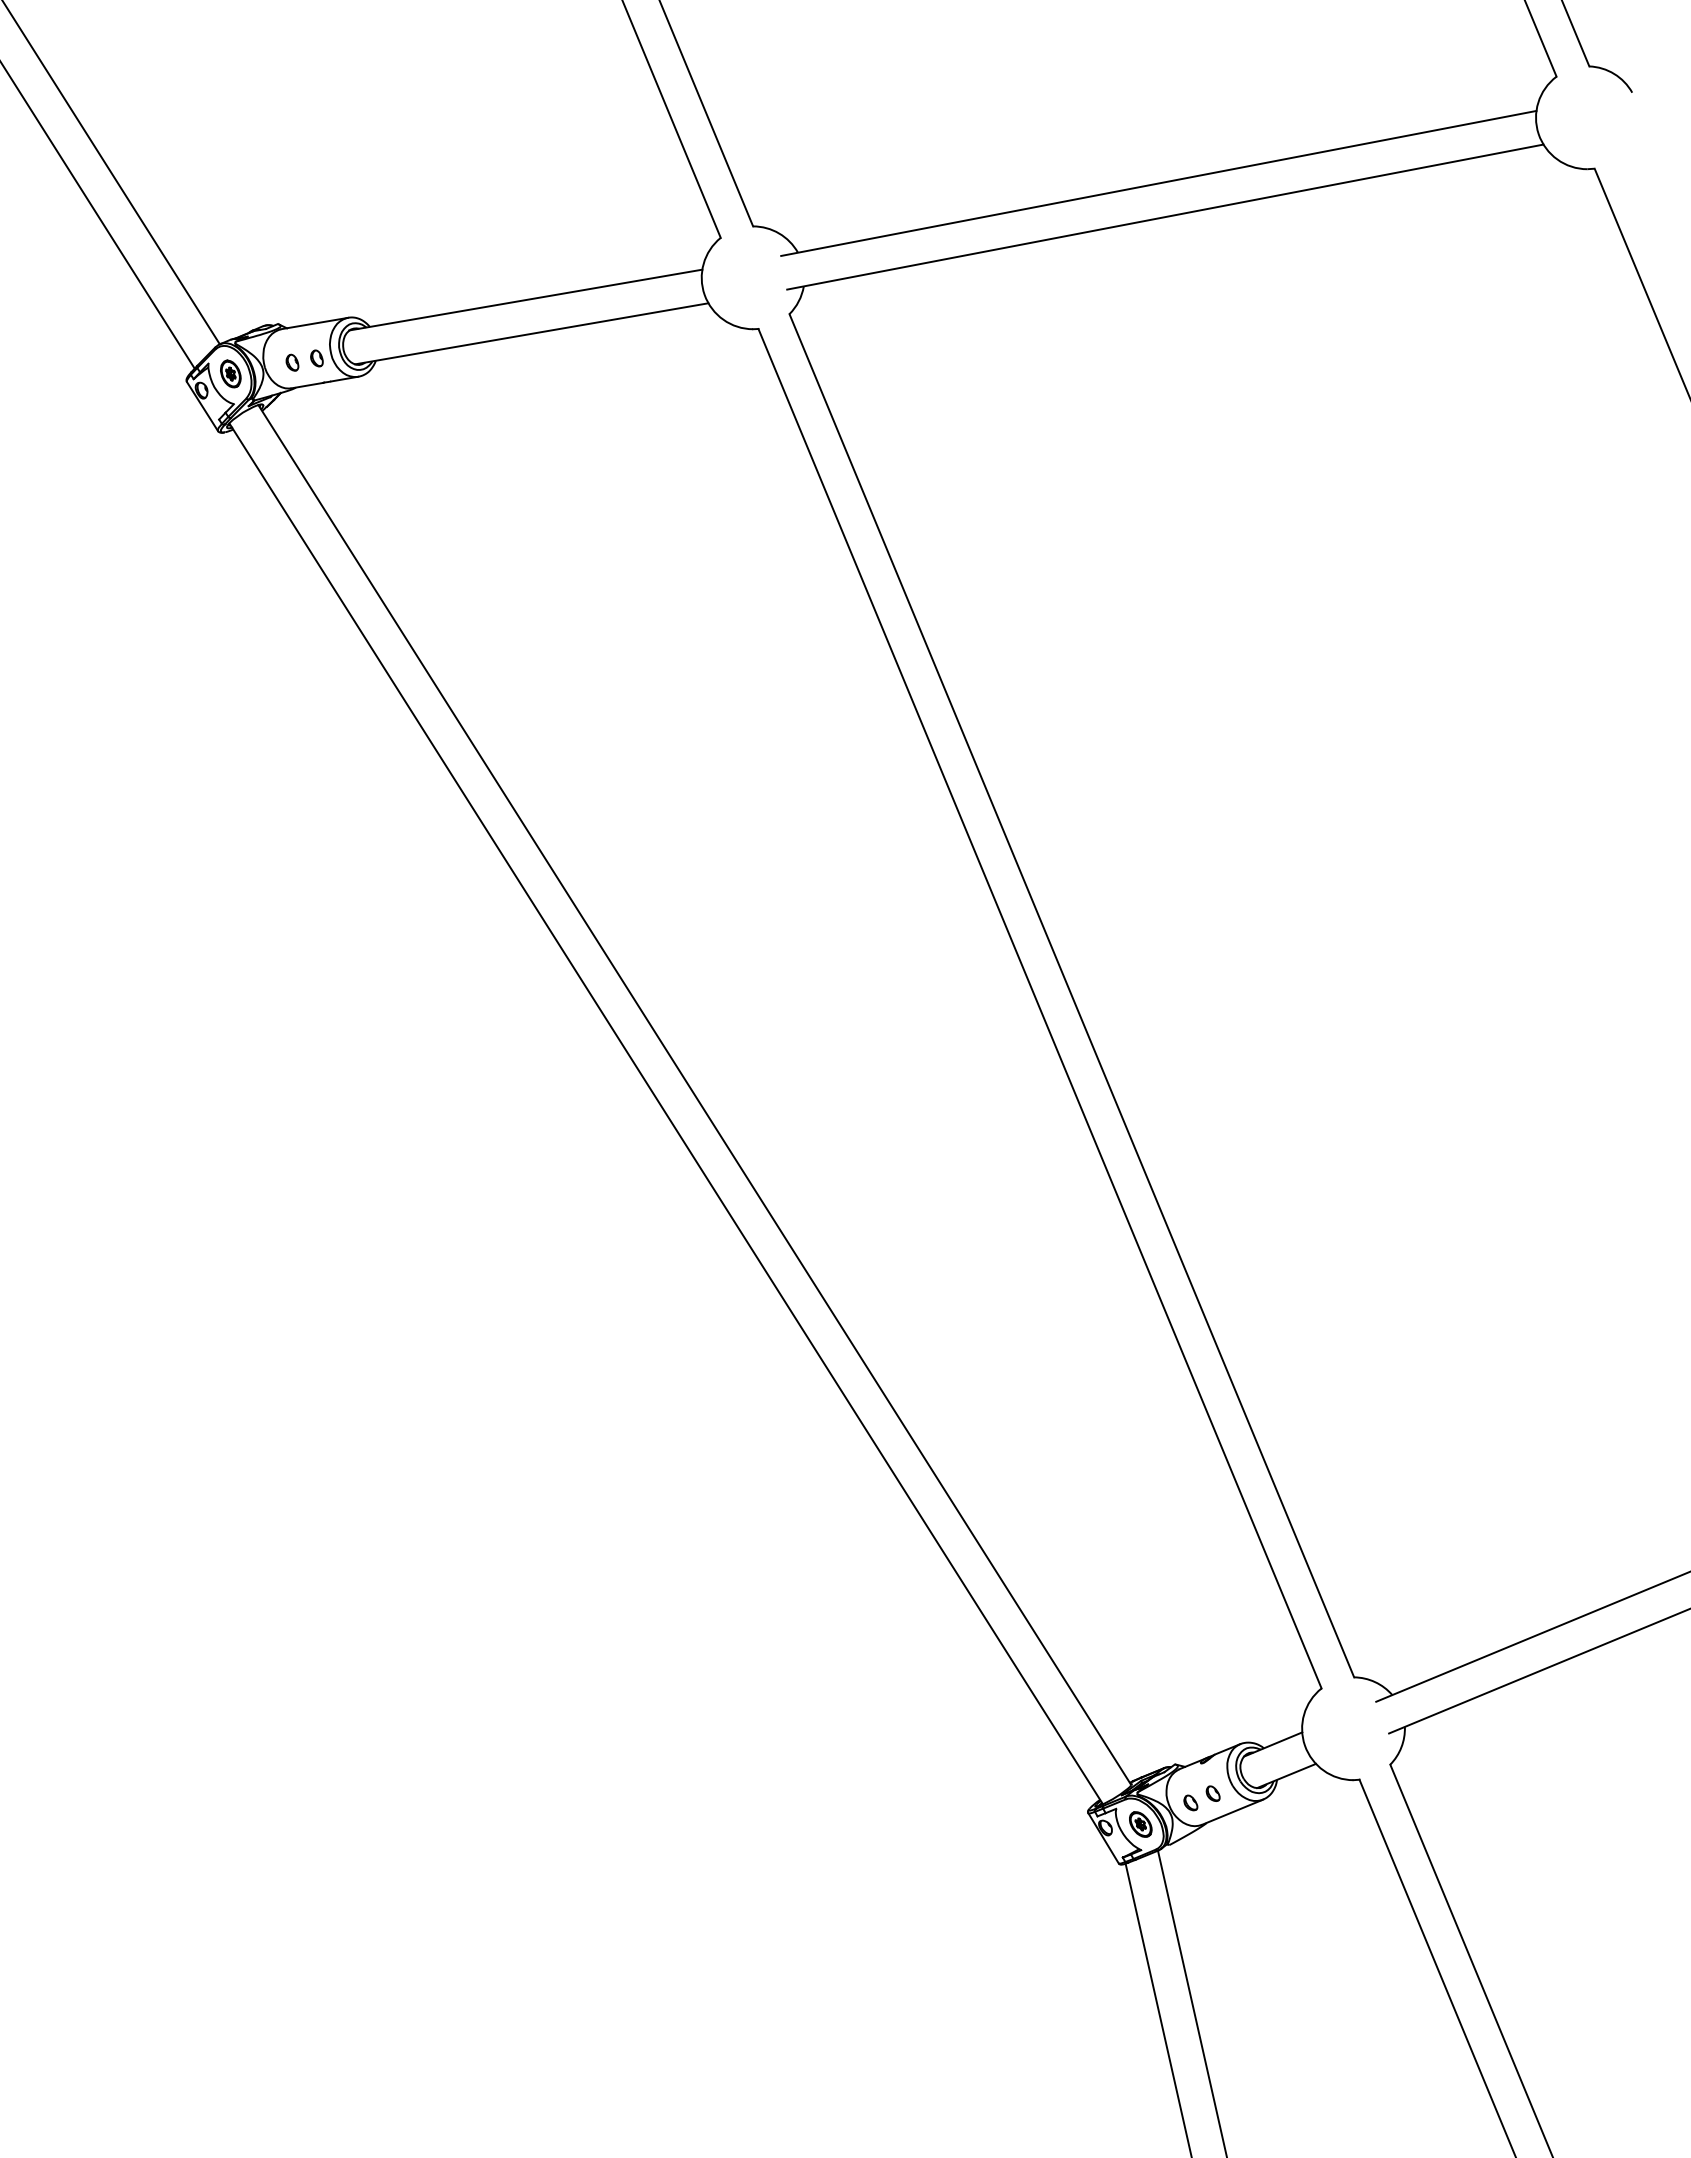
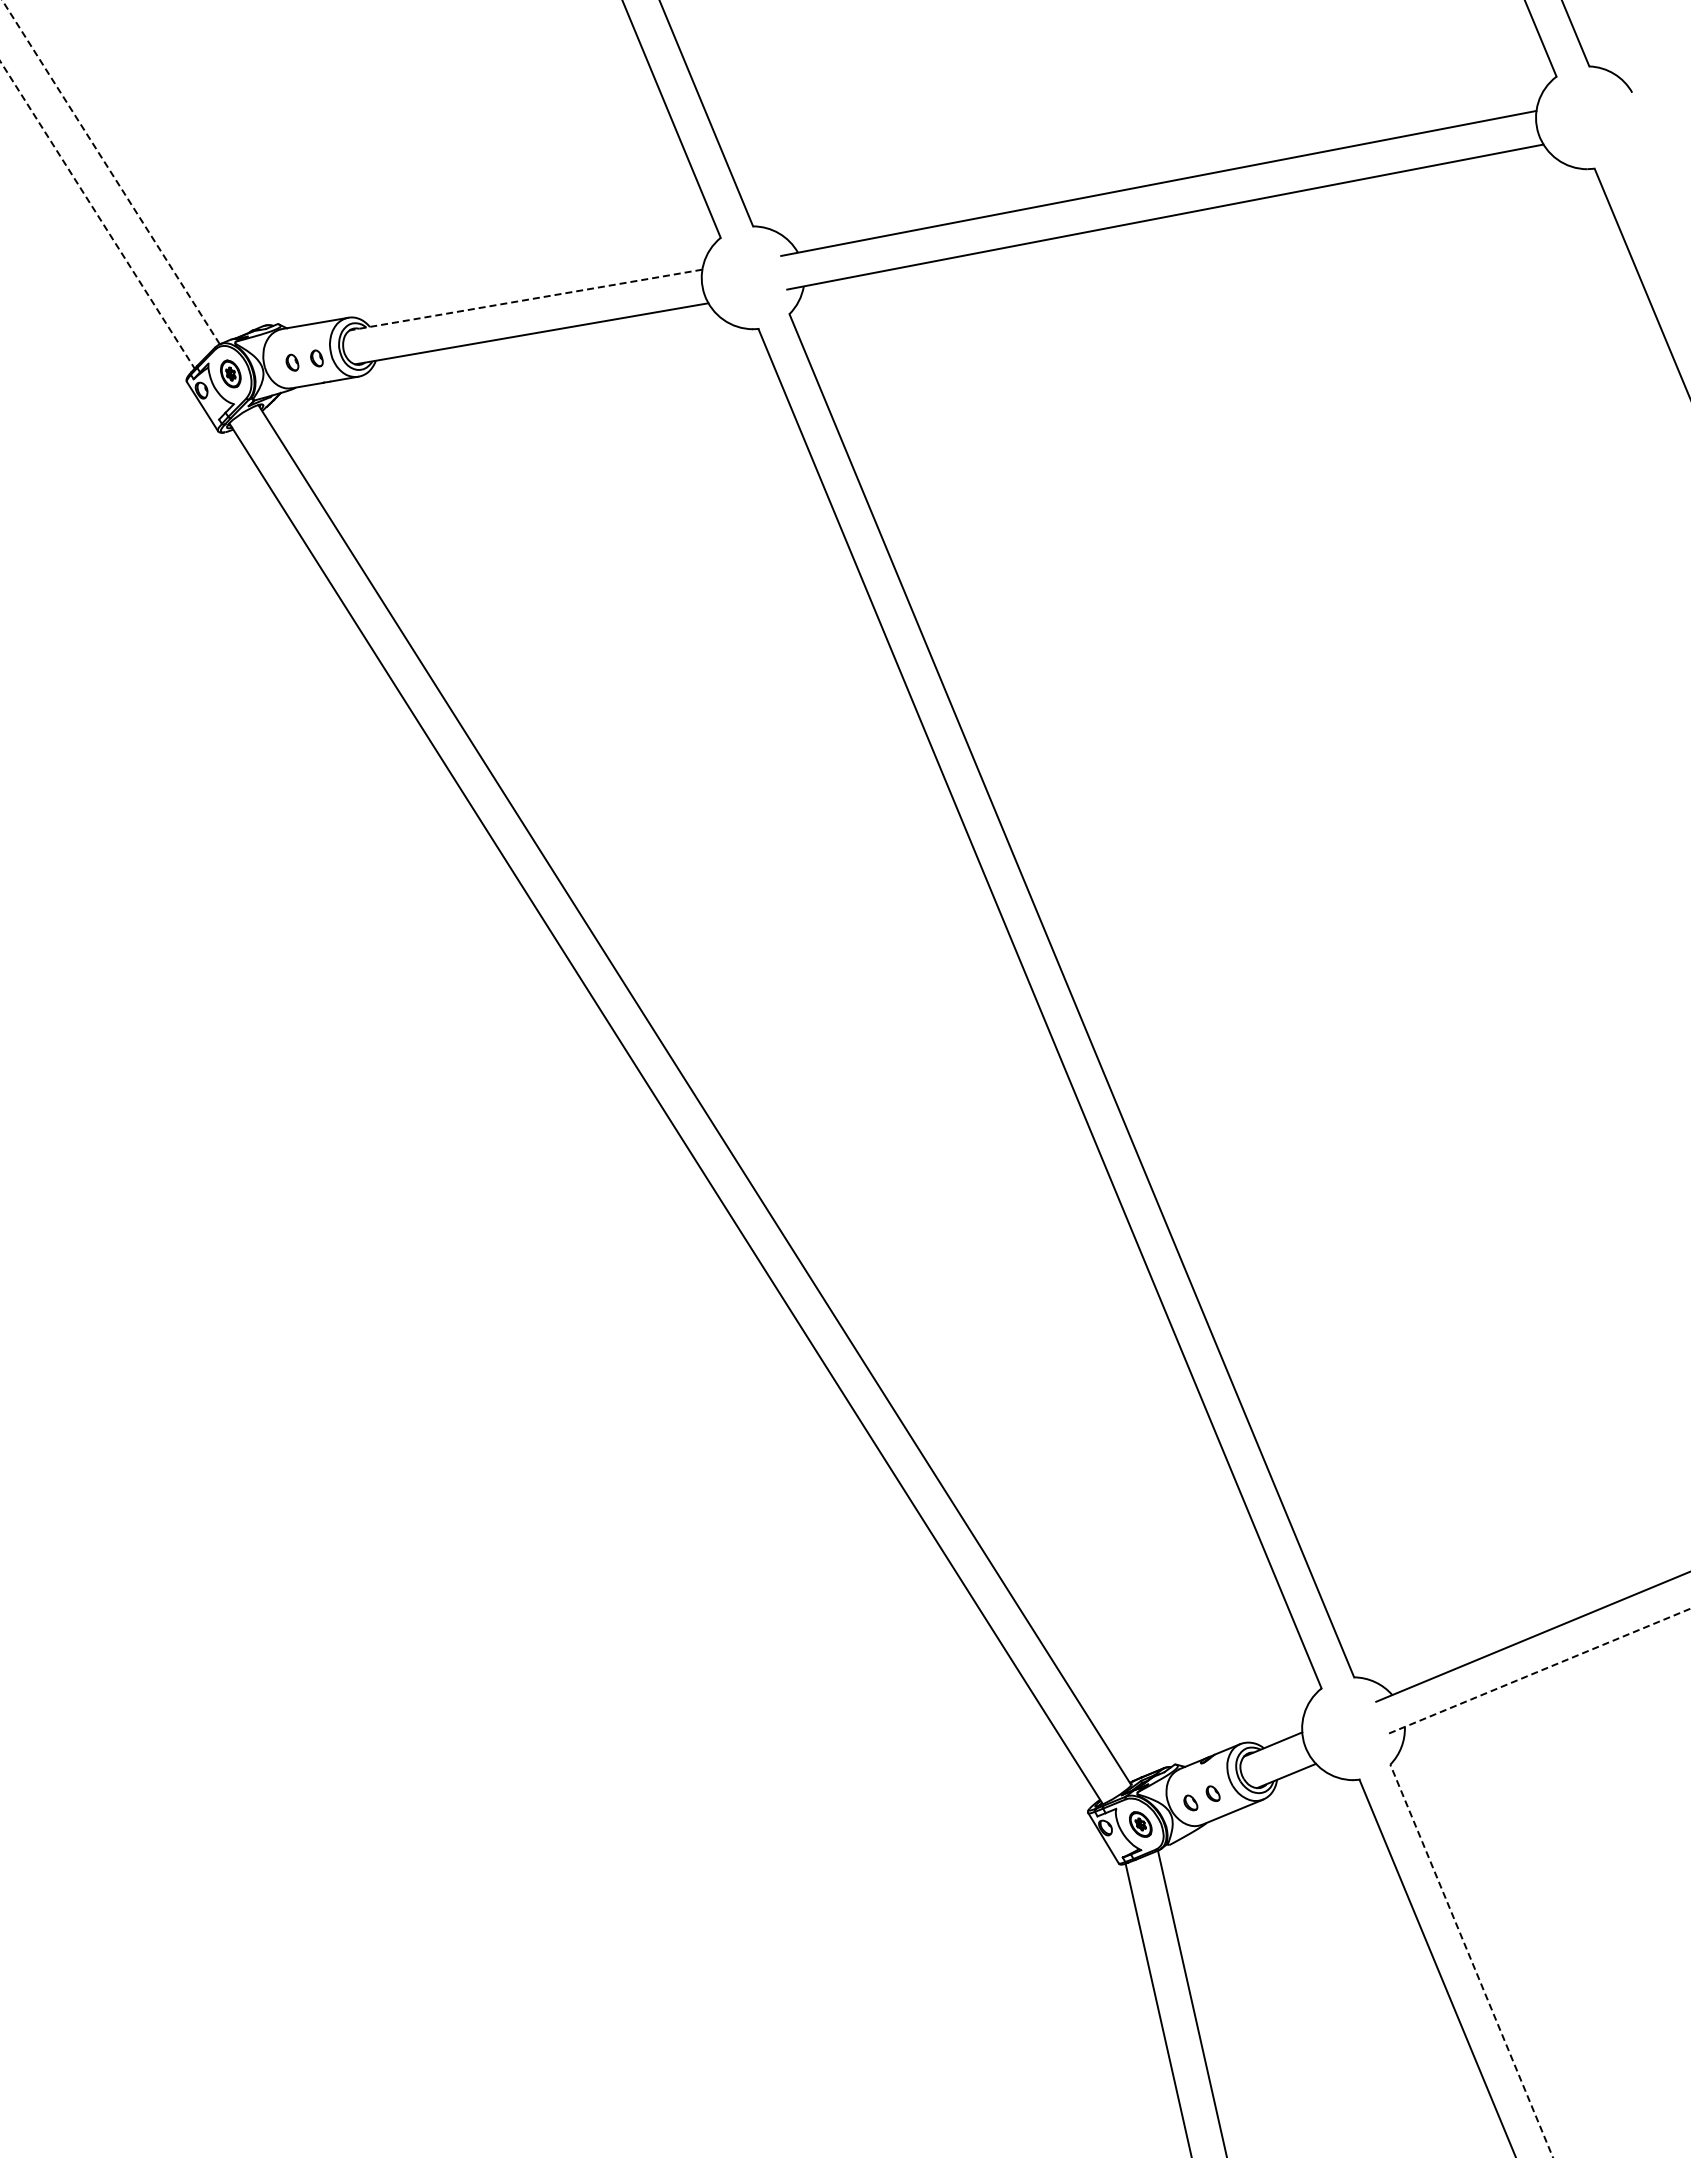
line: solid -> dashed (110, 171)
line: solid -> dashed (97, 214)
line: solid -> dashed (525, 300)
line: solid -> dashed (1539, 1671)
line: solid -> dashed (1471, 1960)
